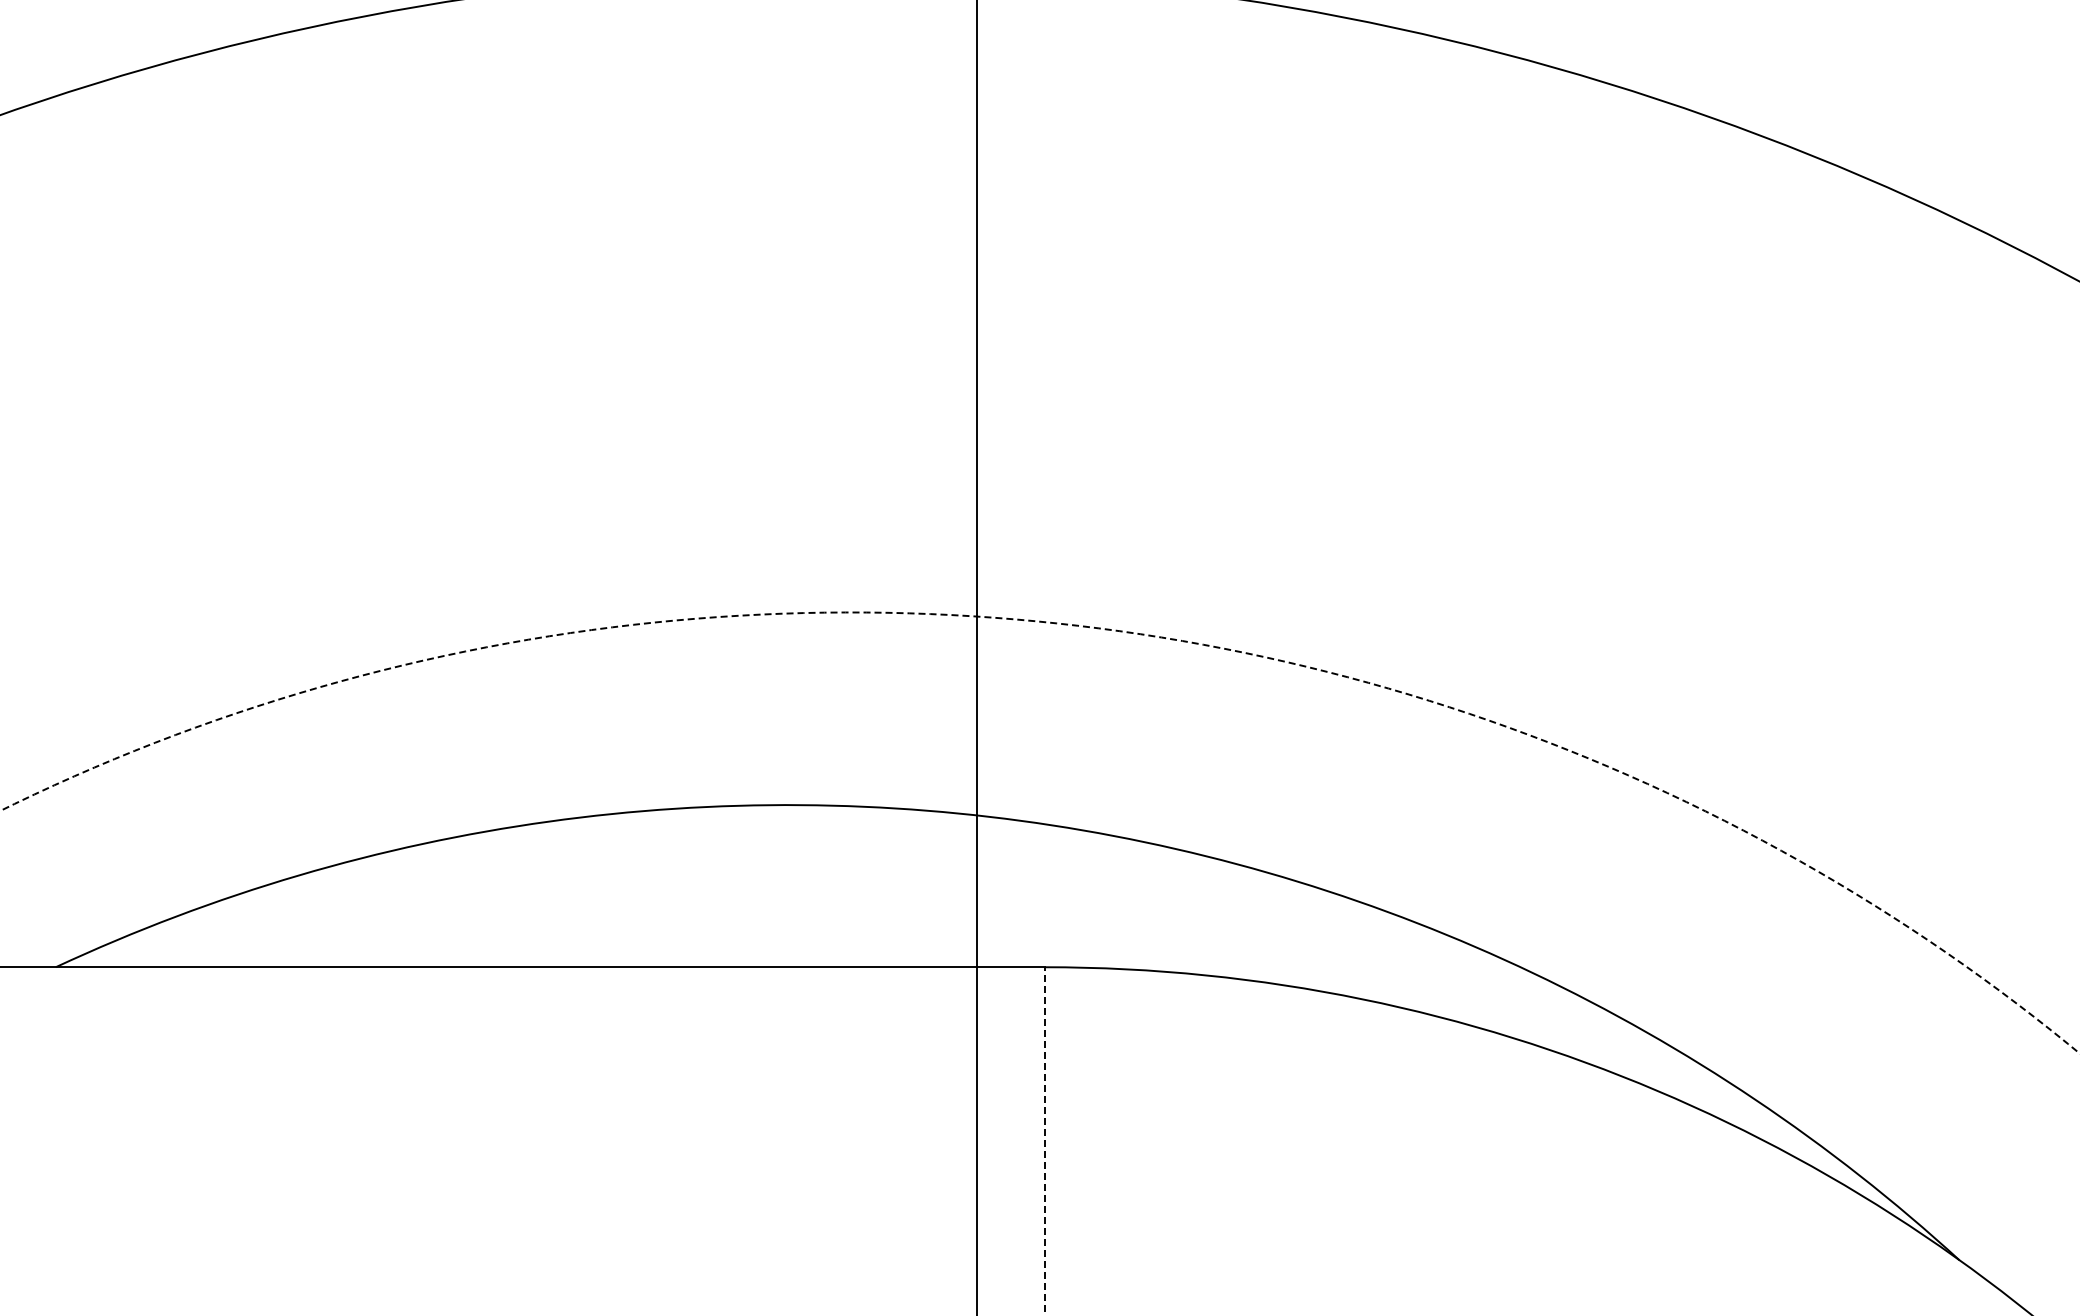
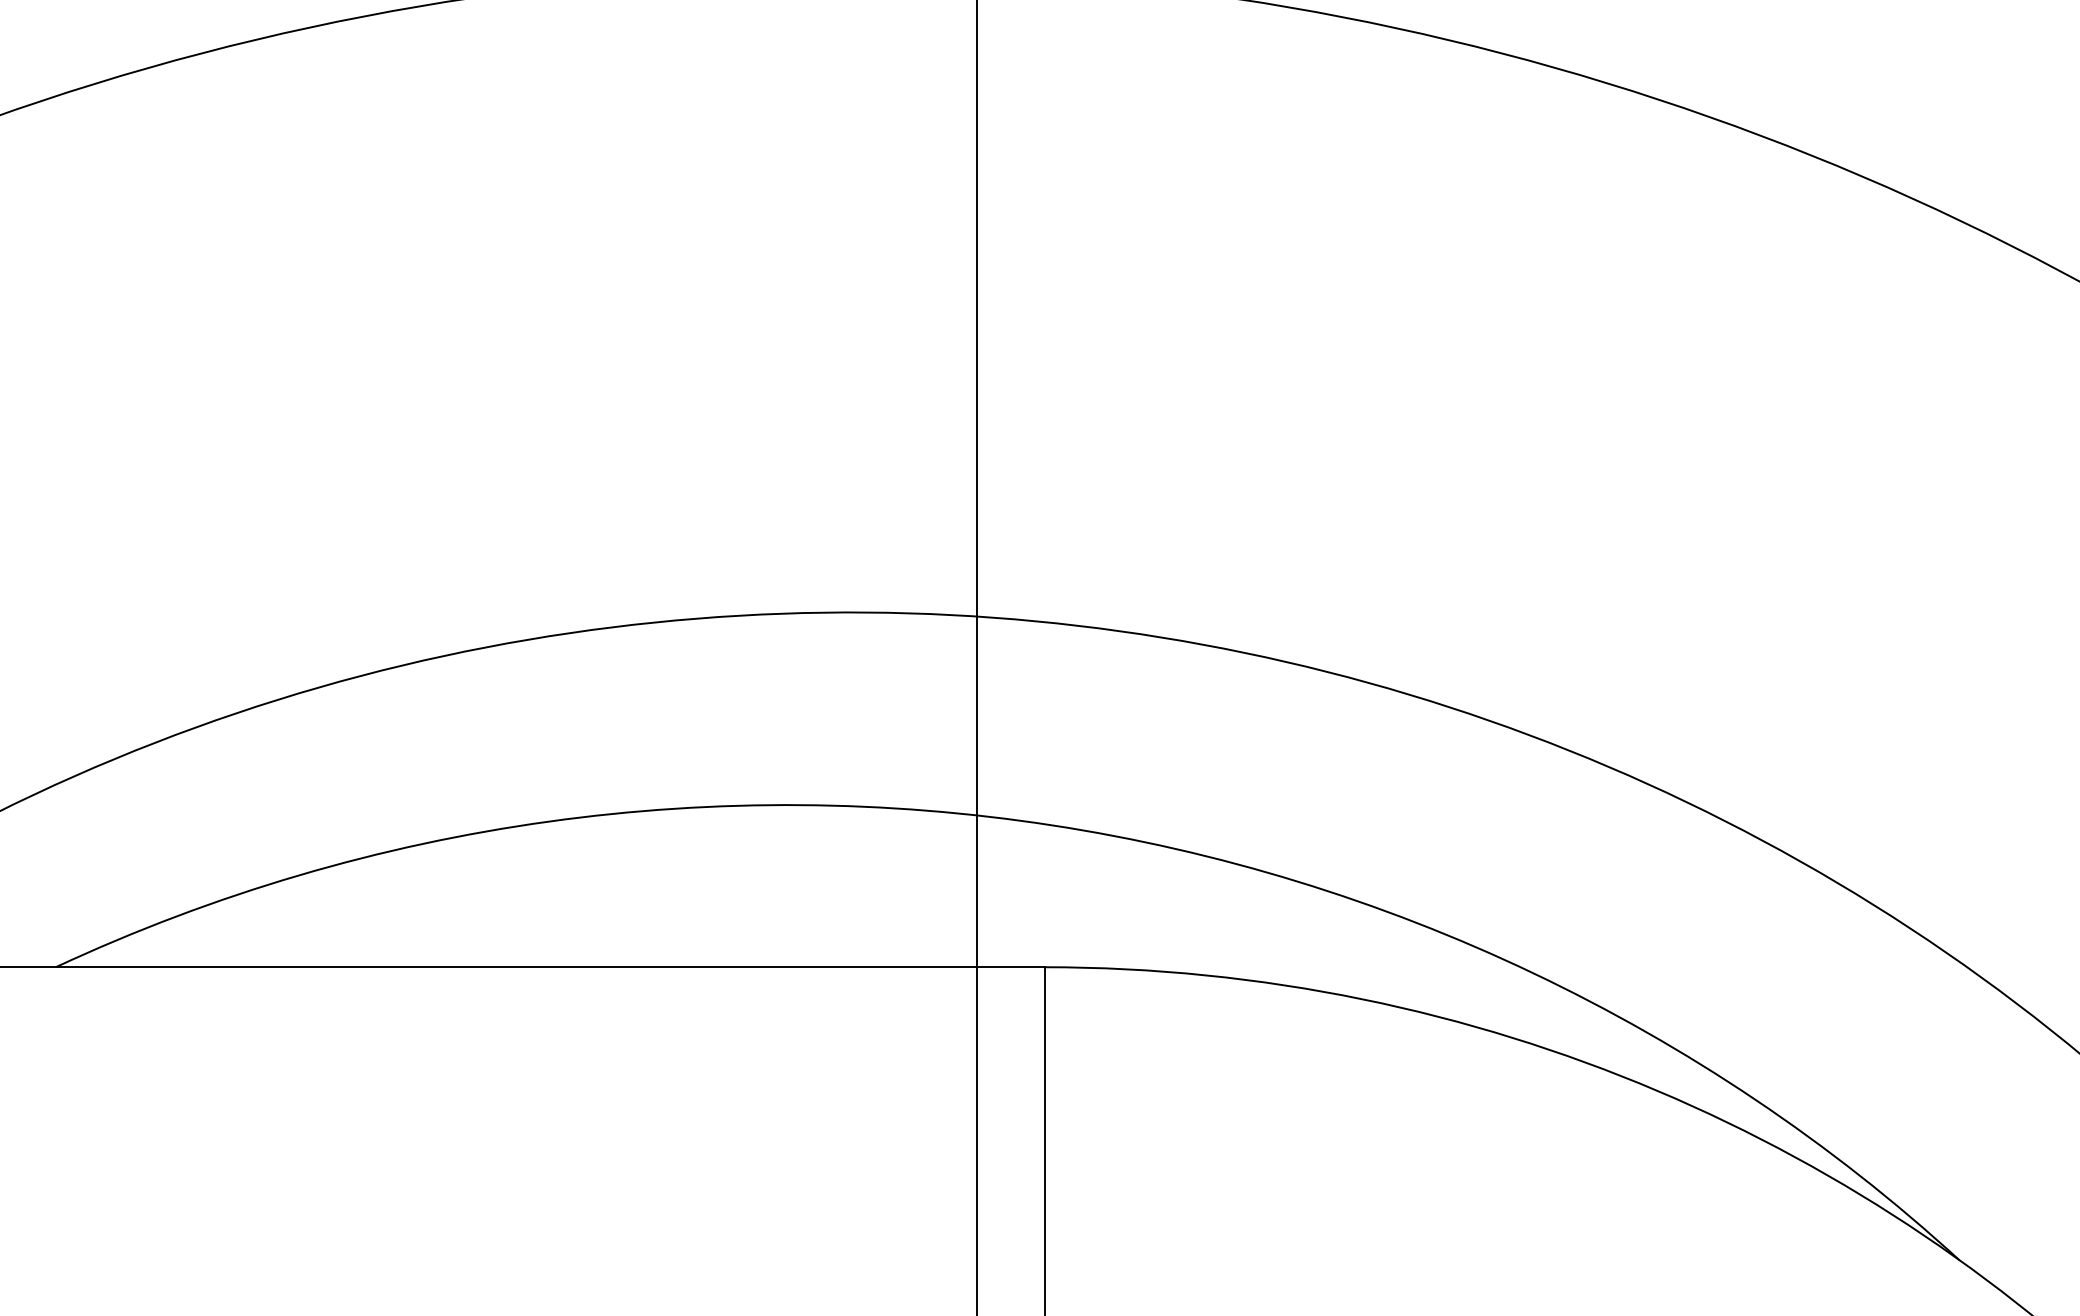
arc: dashed -> solid (1075, 625)
line: dashed -> solid (1045, 1141)
